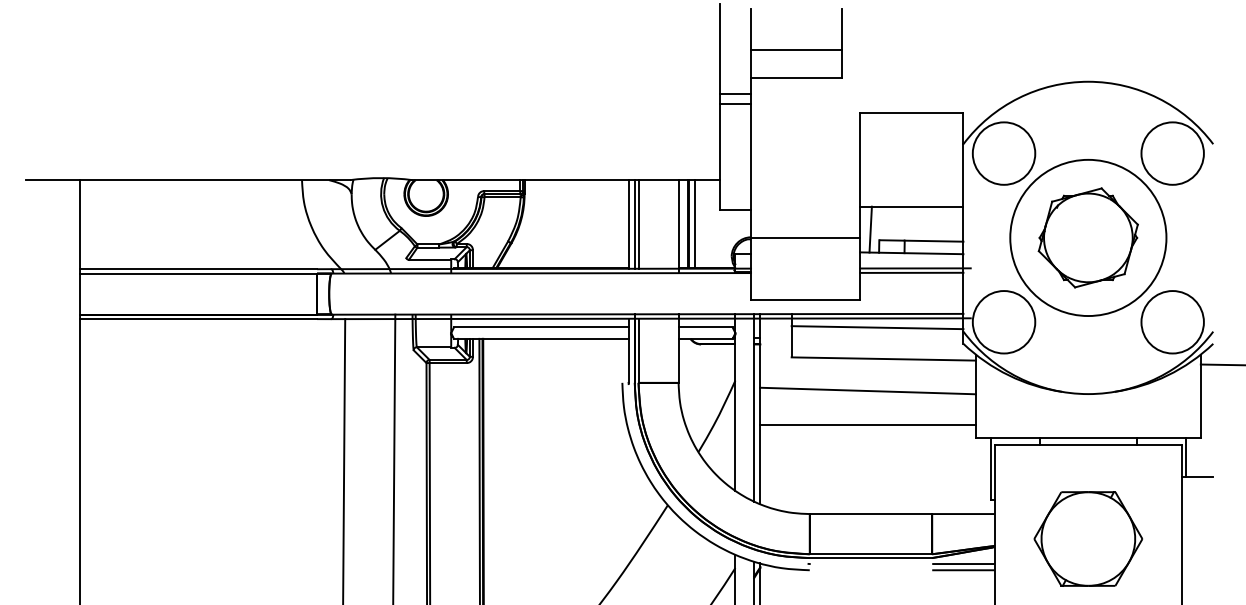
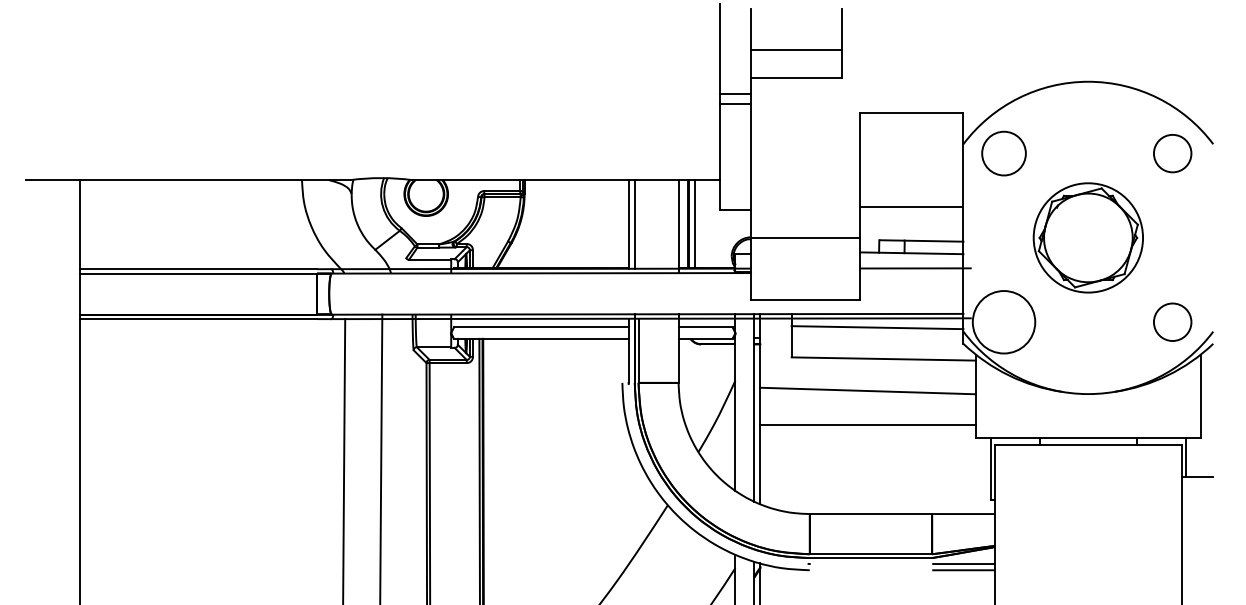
circle diameter: 62 px -> 44 px (1003, 153)
circle diameter: 62 px -> 37 px (1172, 153)
line: present -> none (638, 224)
line: present -> none (870, 229)
circle diameter: 156 px -> 109 px (1088, 237)
line: present -> none (911, 272)
circle diameter: 62 px -> 37 px (1172, 322)
line: present -> none (1221, 364)
line position: (394, 457) -> (381, 457) (381, 457)
part: present -> none (1087, 538)
